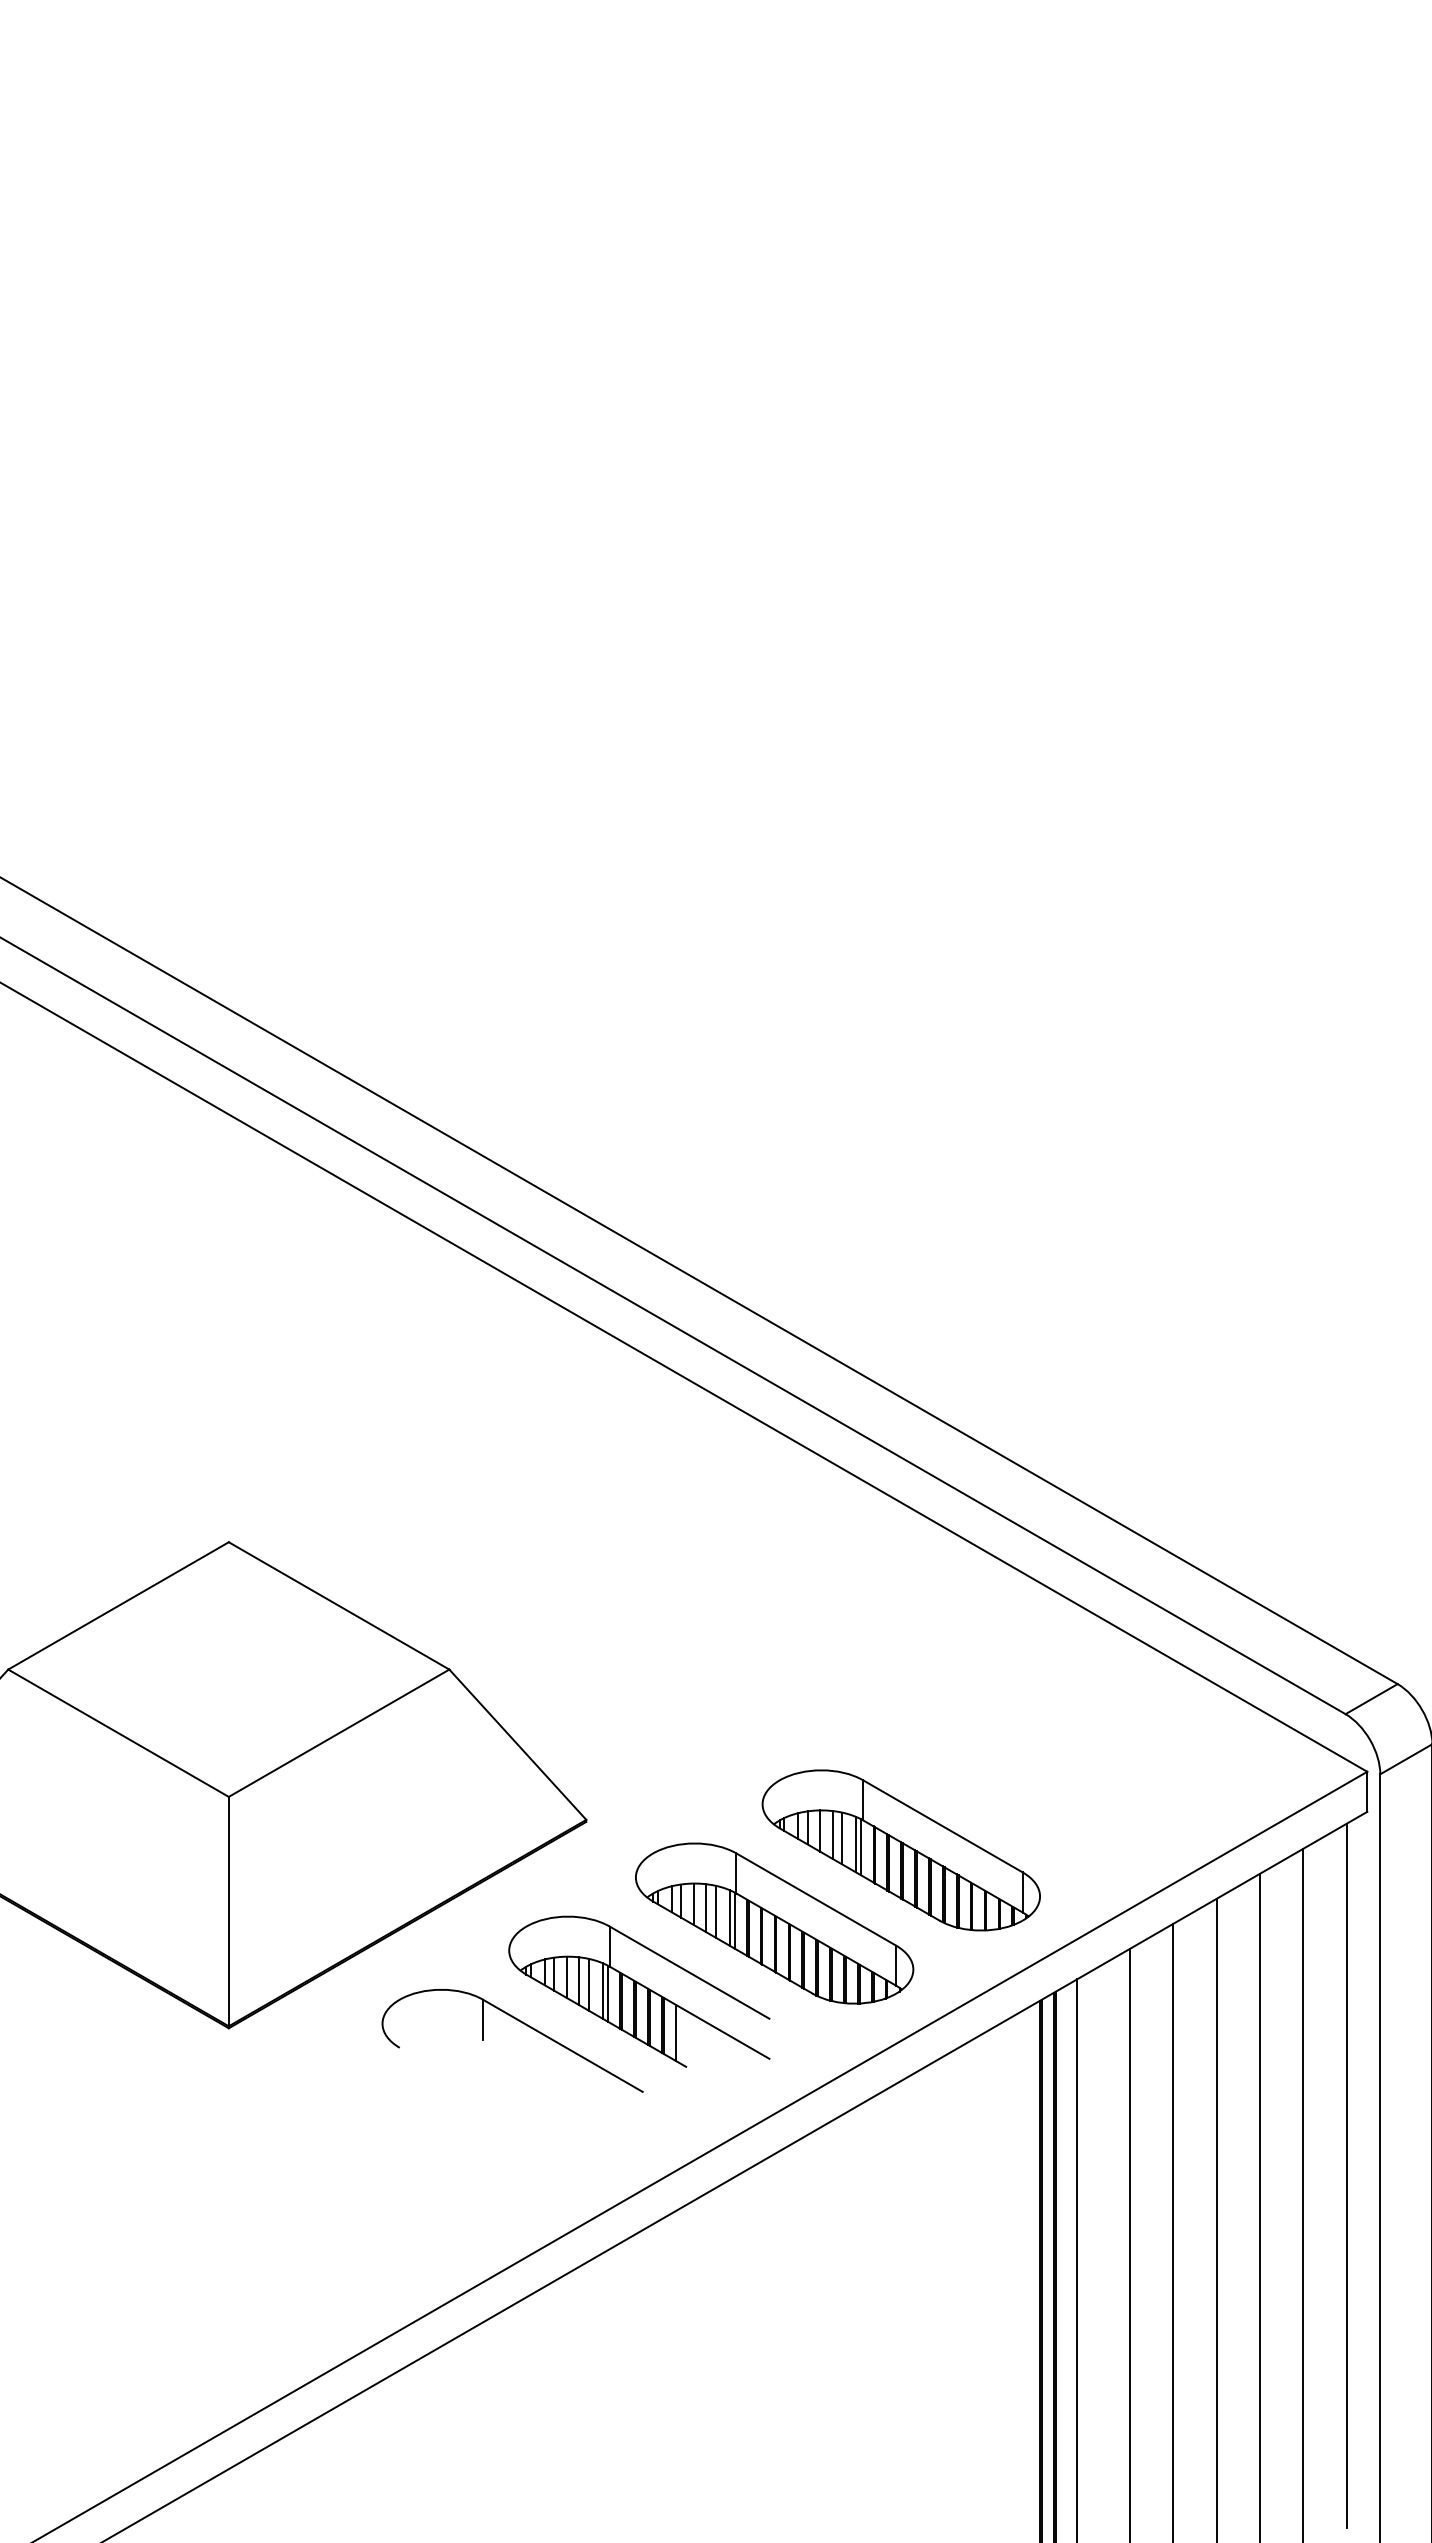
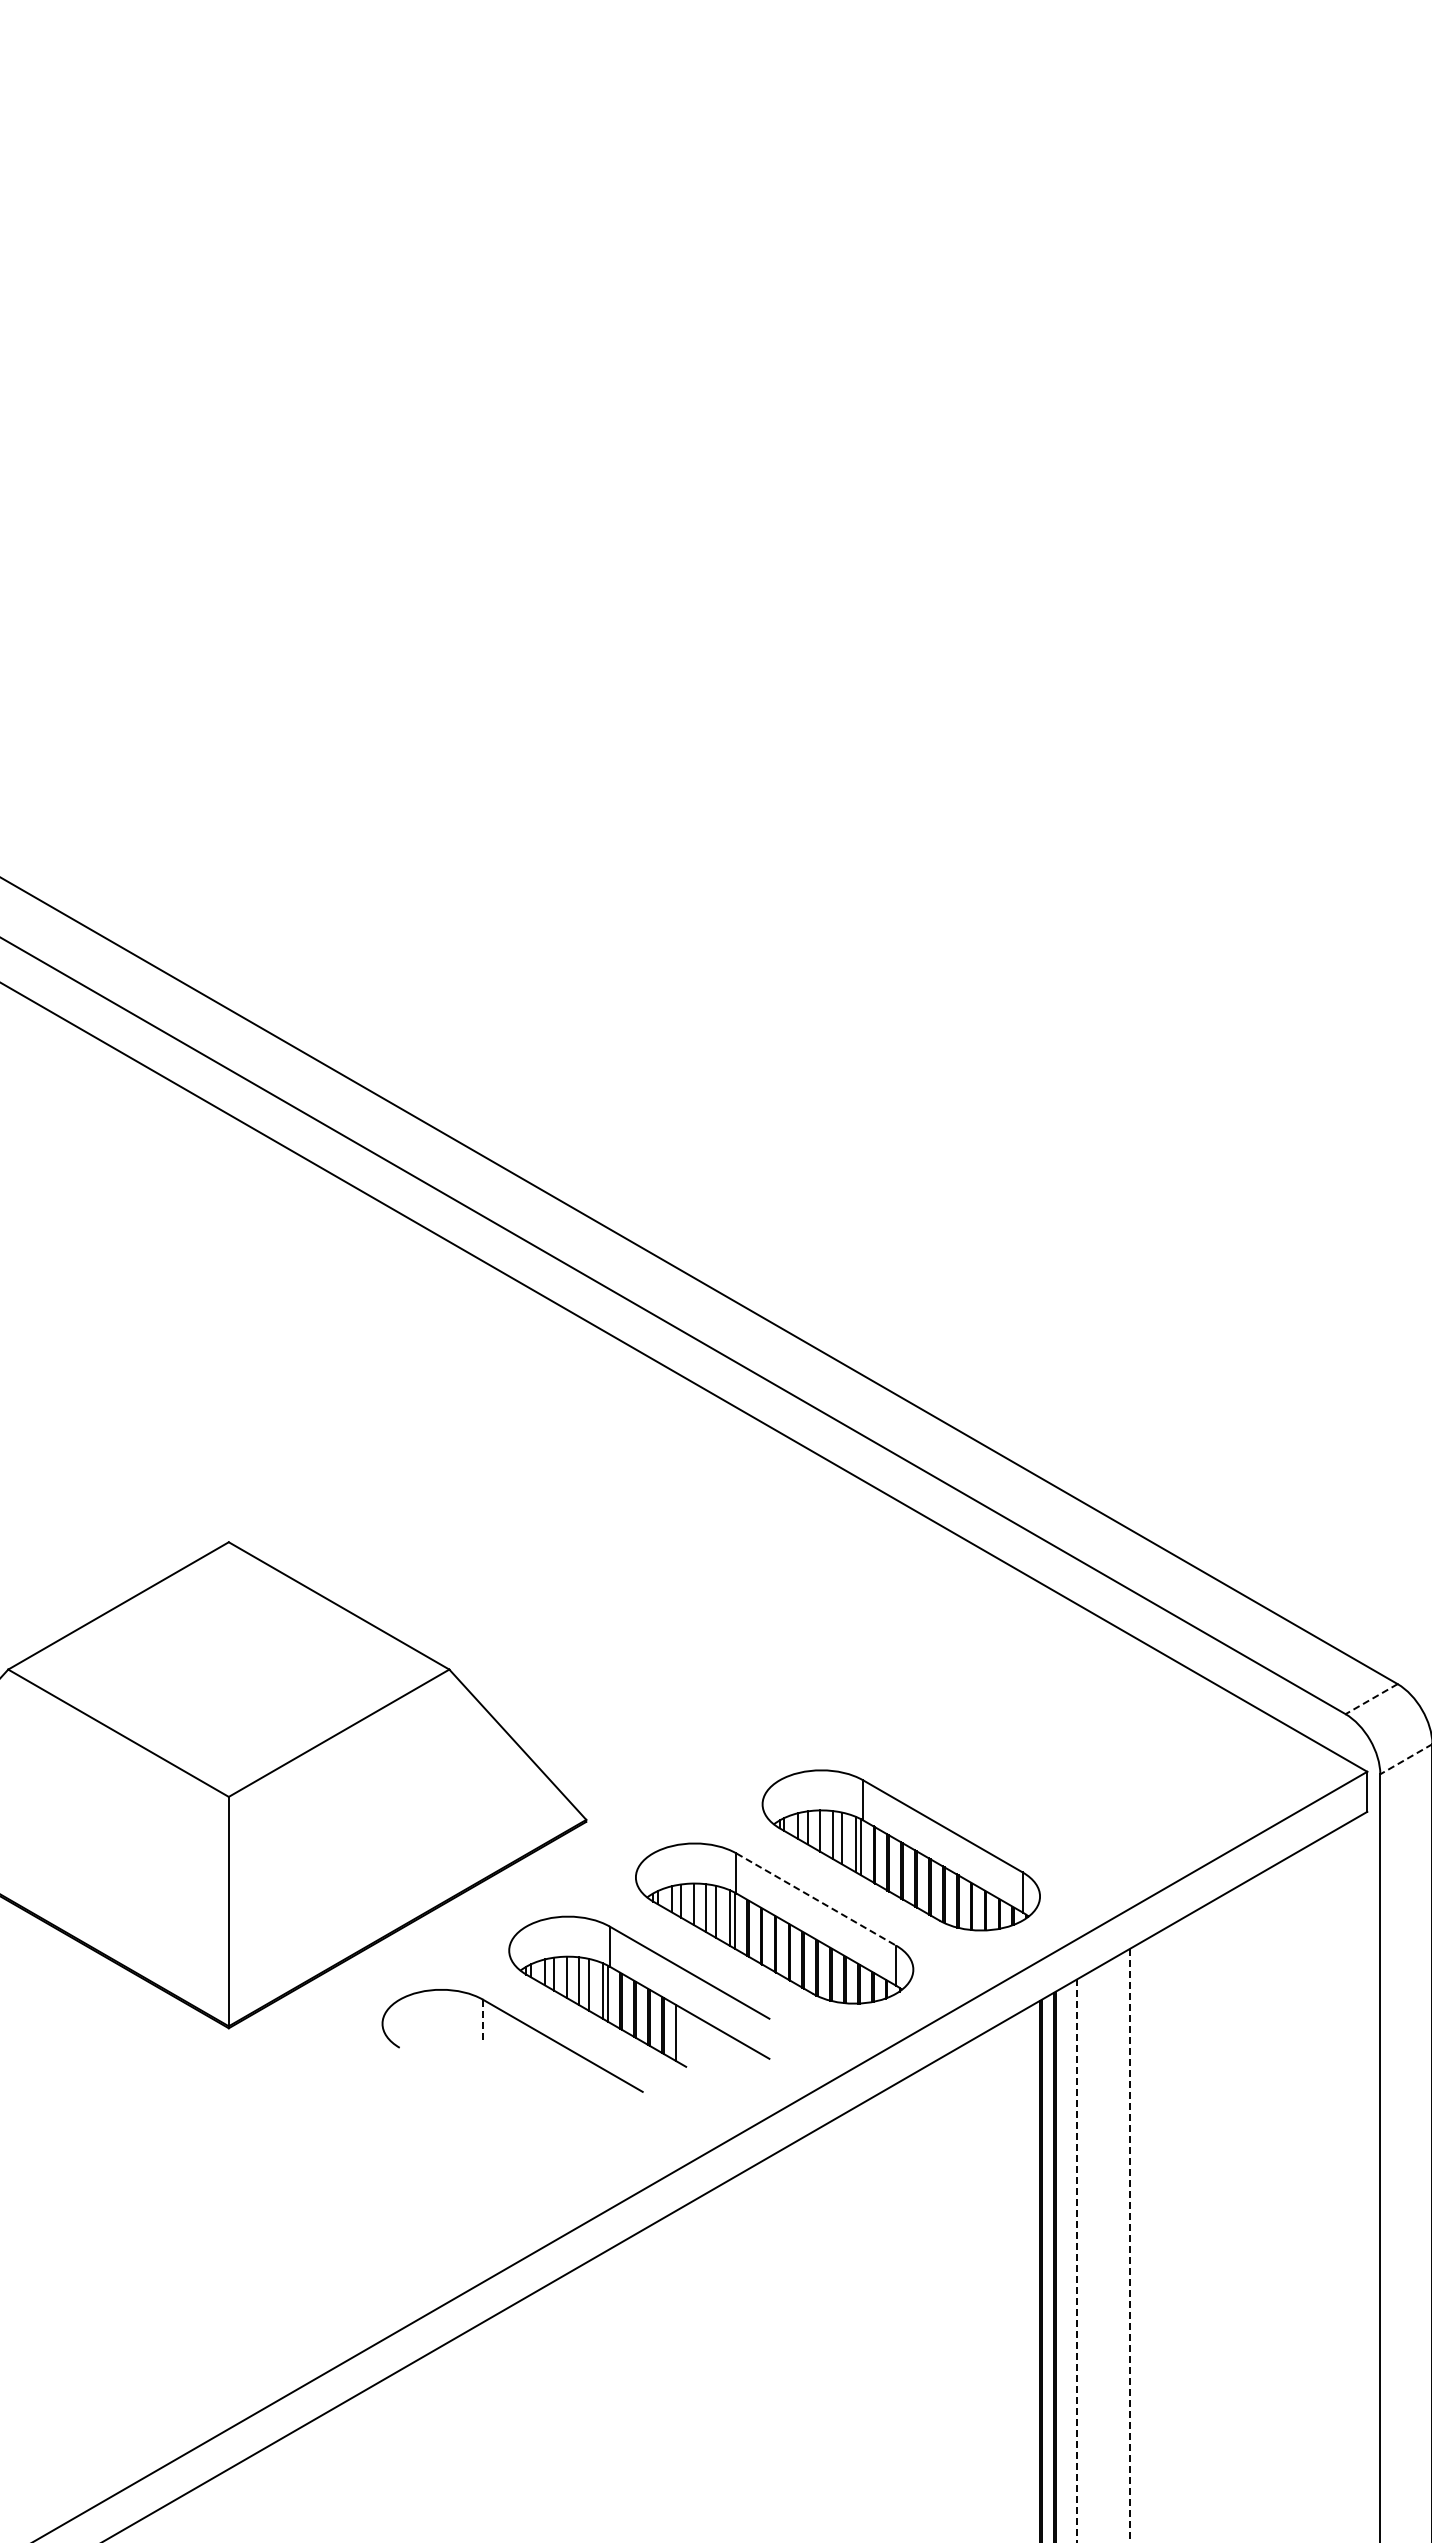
line: solid -> dashed (1371, 1699)
line: solid -> dashed (1405, 1759)
line: solid -> dashed (816, 1899)
line: solid -> dashed (483, 2020)
line: present -> none (1346, 2175)
line: present -> none (1303, 2193)
line: present -> none (1260, 2206)
line: present -> none (1216, 2218)
line: present -> none (1173, 2231)
line: solid -> dashed (1129, 2245)
line: solid -> dashed (1077, 2260)
